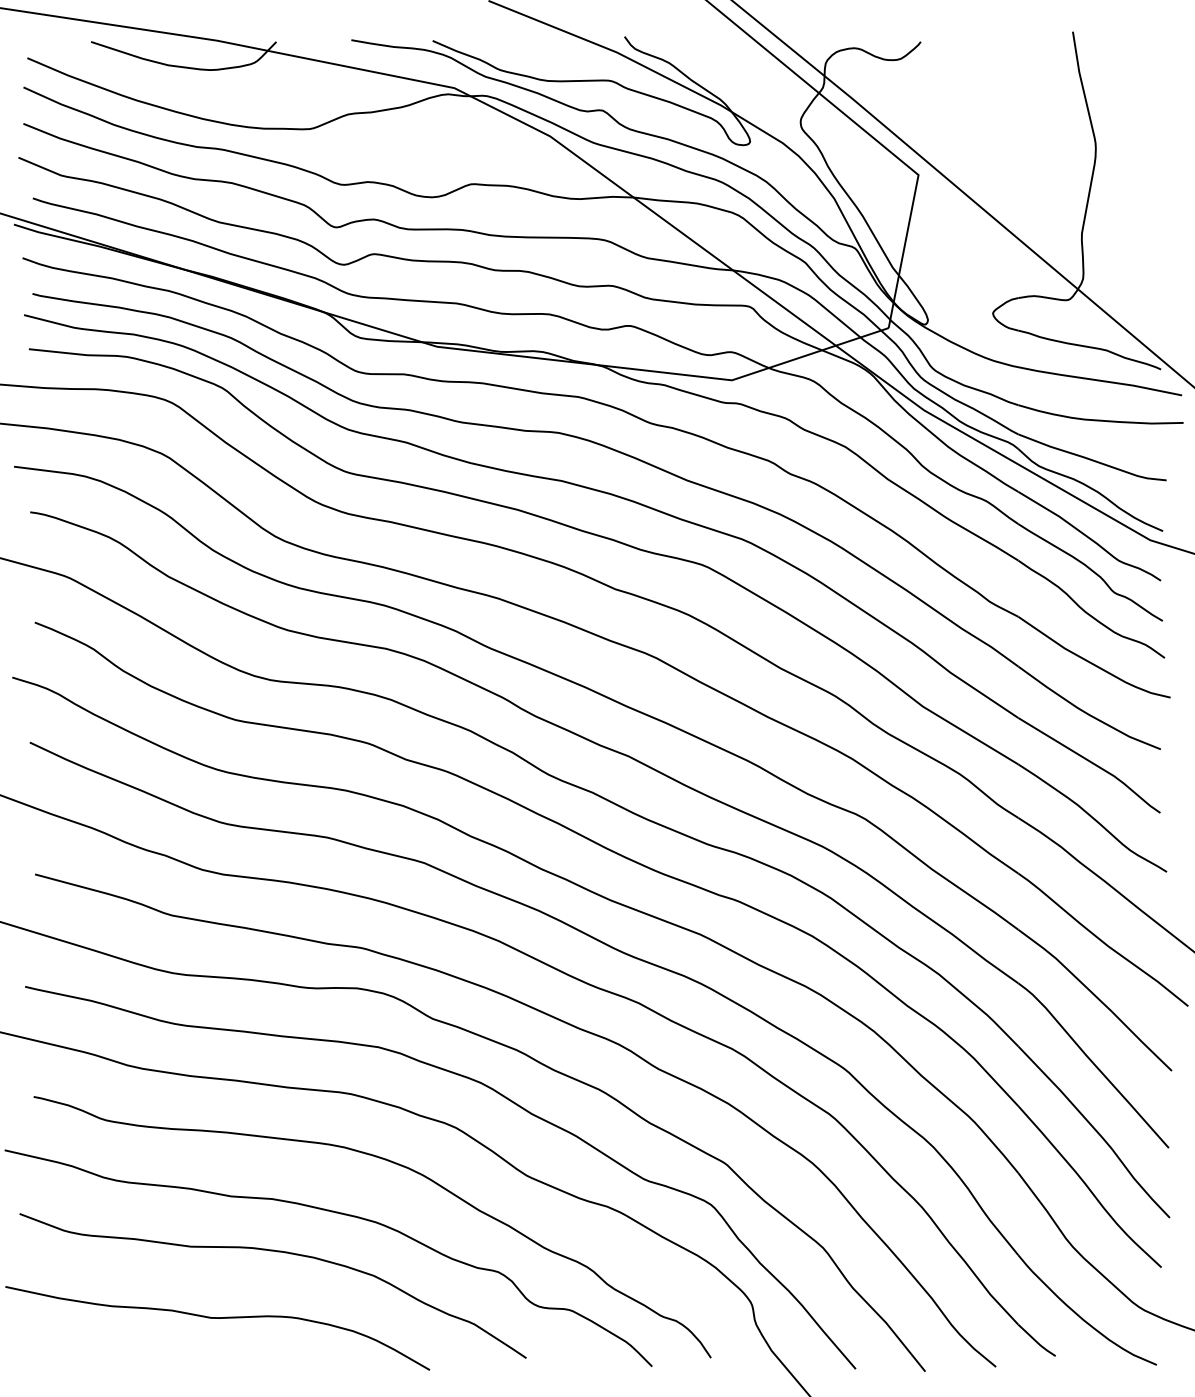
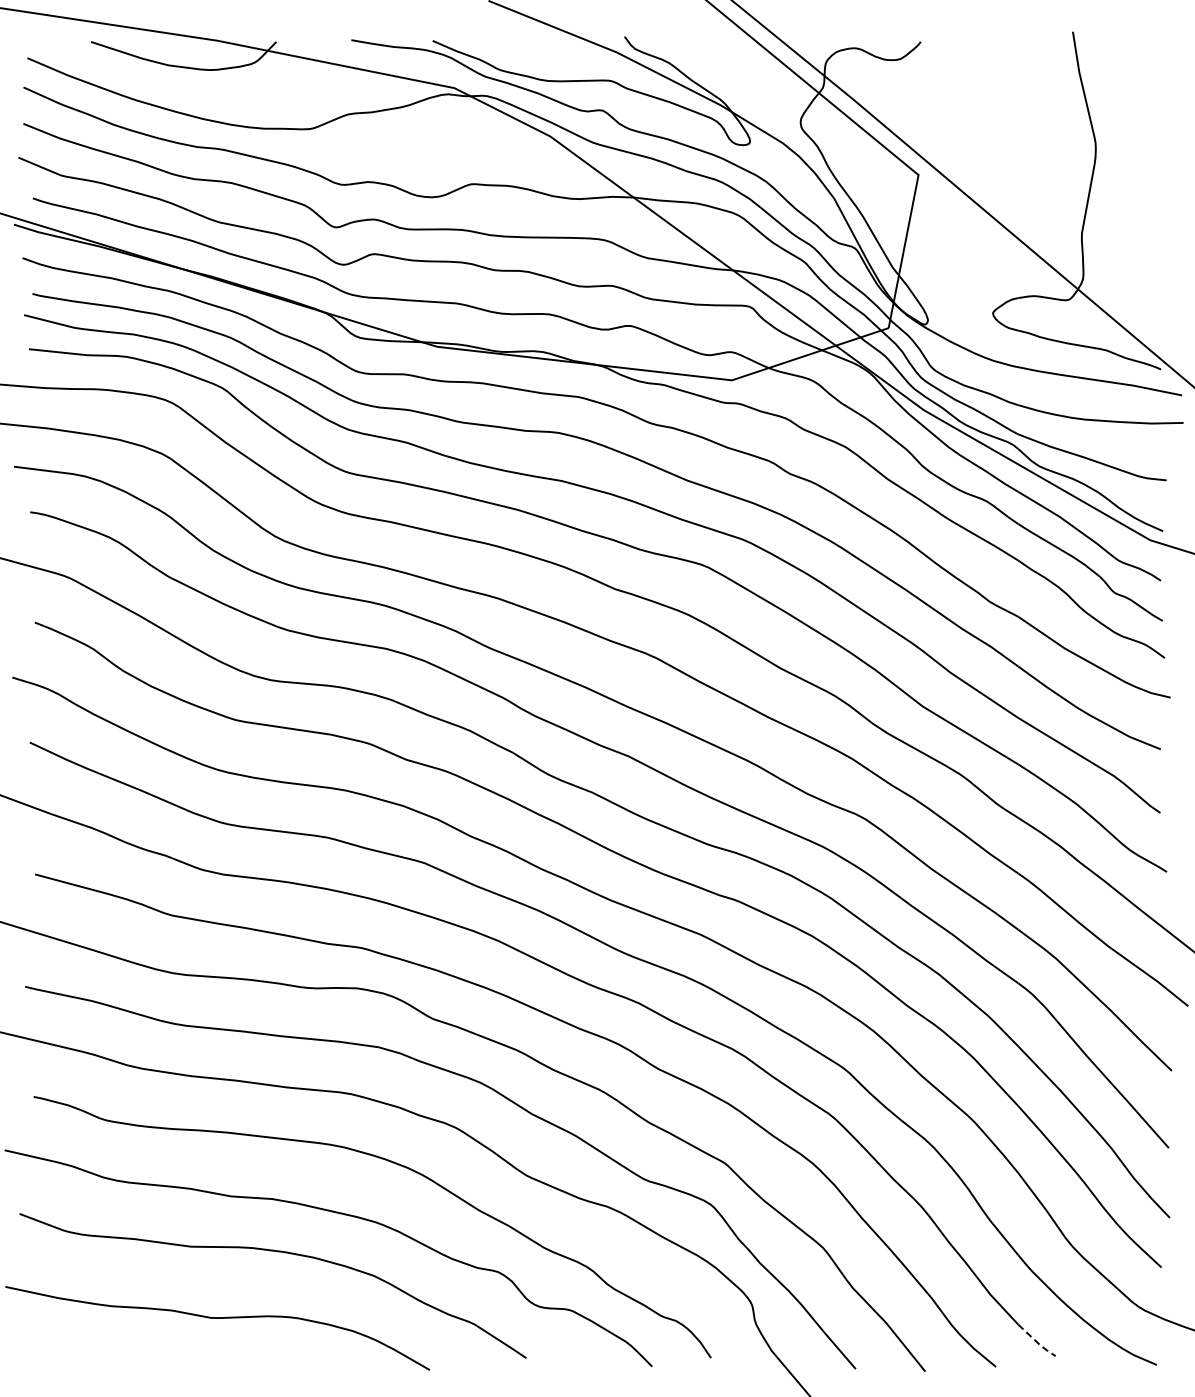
line: solid -> dashed (1037, 1342)
